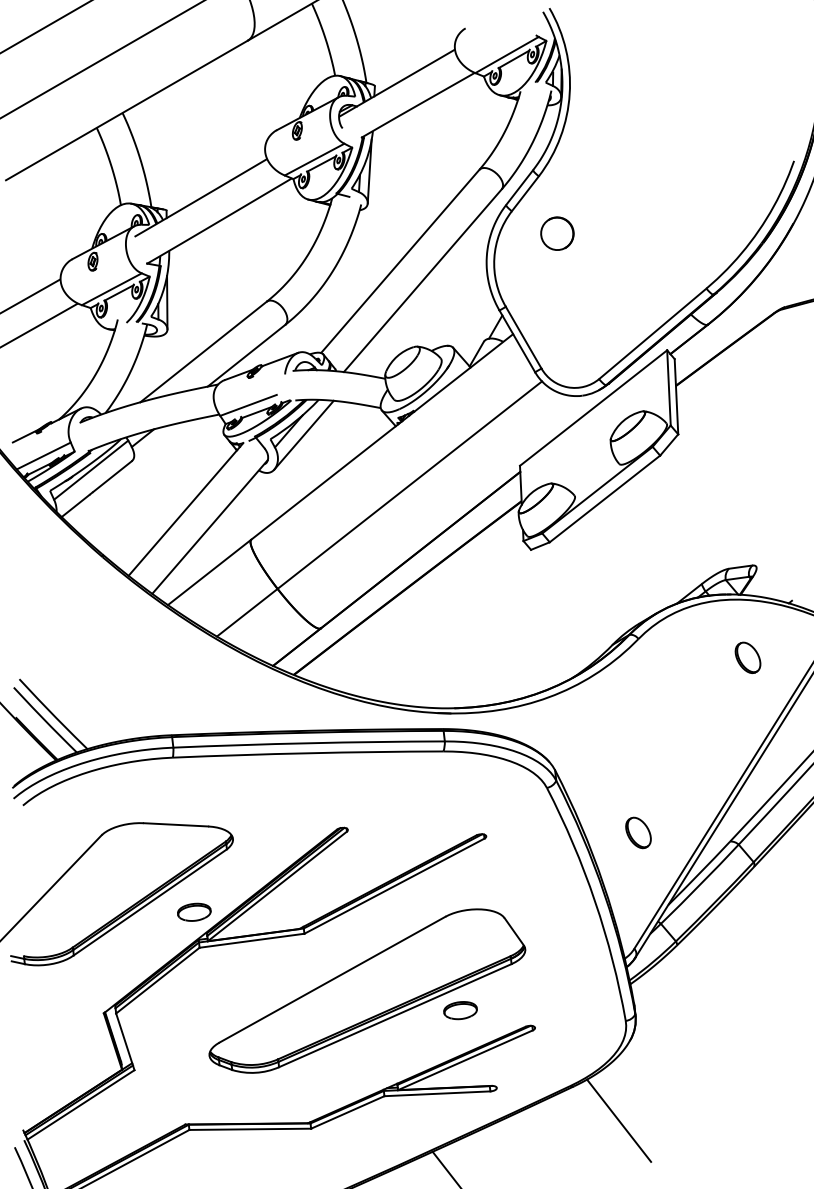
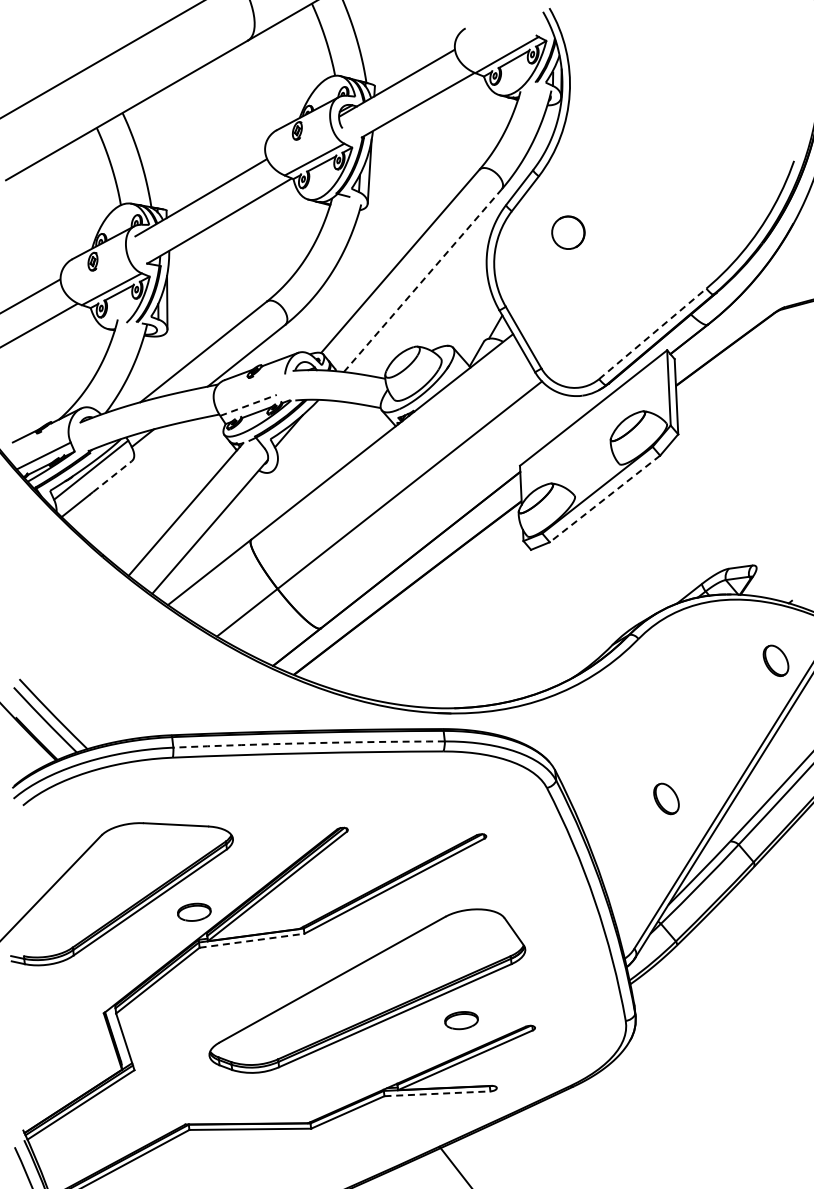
line: present -> none (45, 27)
part position: (557, 233) -> (568, 232) (568, 232)
line: solid -> dashed (422, 280)
line: solid -> dashed (653, 333)
line: solid -> dashed (248, 405)
line: present -> none (303, 434)
line: solid -> dashed (112, 476)
line: solid -> dashed (604, 499)
part position: (747, 657) -> (775, 660) (775, 660)
arc: solid -> dashed (309, 743)
part position: (638, 832) -> (666, 798) (666, 798)
line: solid -> dashed (252, 940)
part position: (460, 1010) -> (461, 1020) (461, 1020)
line: solid -> dashed (437, 1093)
line: present -> none (619, 1120)
line position: (445, 1168) -> (454, 1165) (454, 1165)
